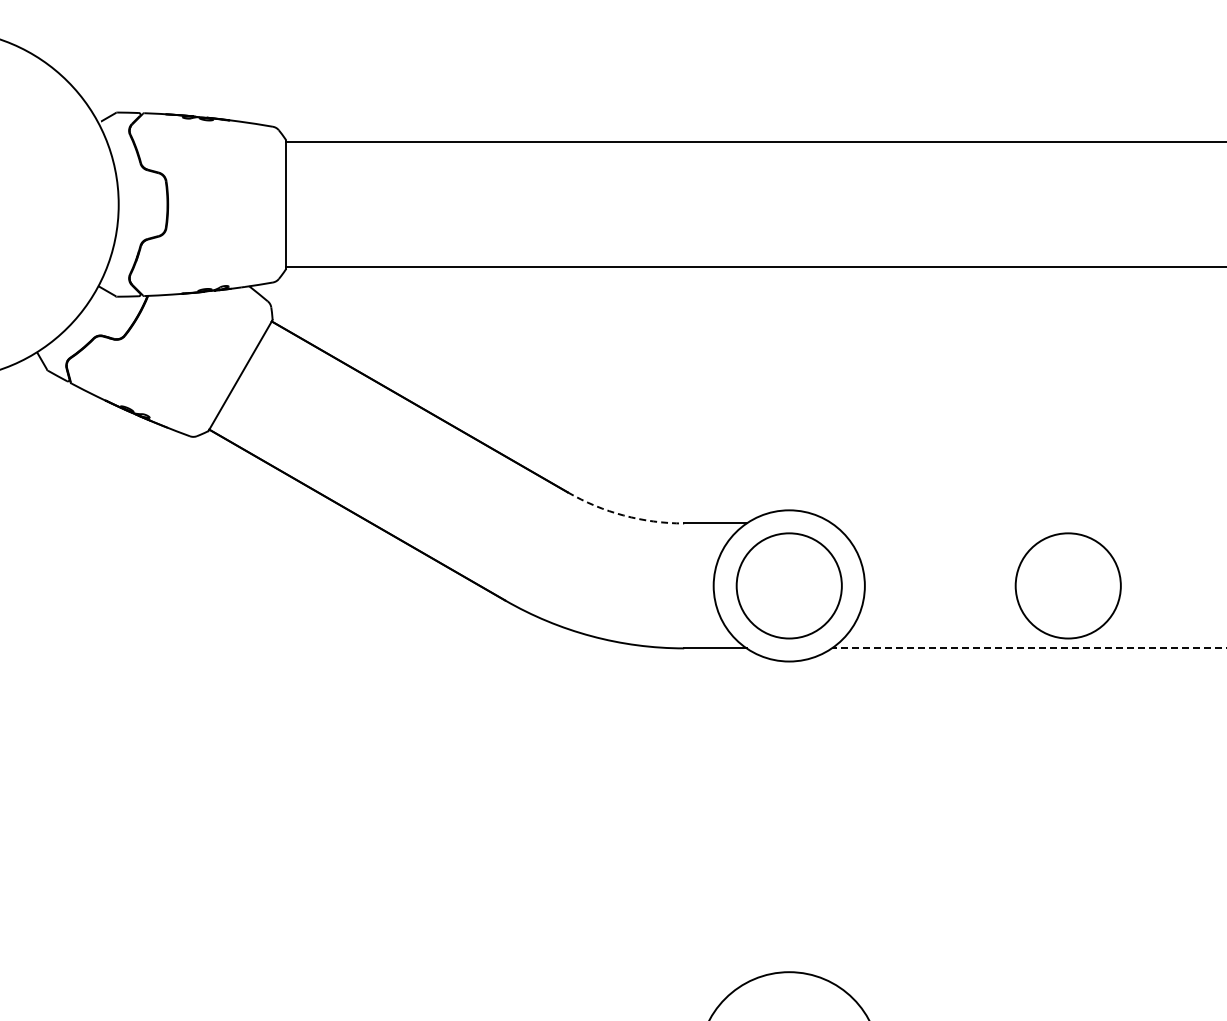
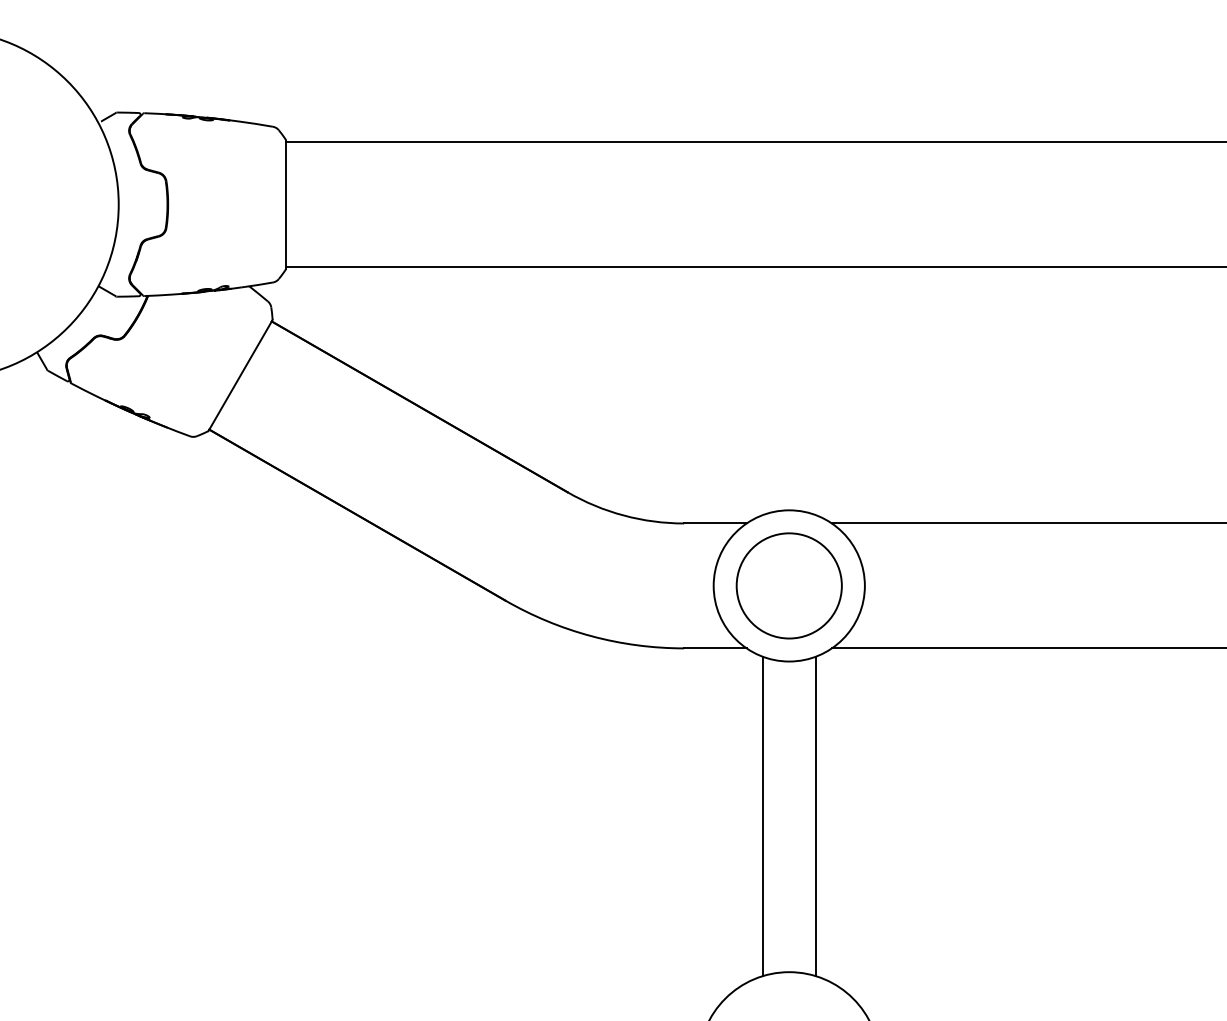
arc: dashed -> solid (623, 515)
line: none -> present (1027, 523)
circle: present -> none (1067, 585)
line: dashed -> solid (1028, 648)
line: none -> present (762, 816)
line: none -> present (815, 816)
